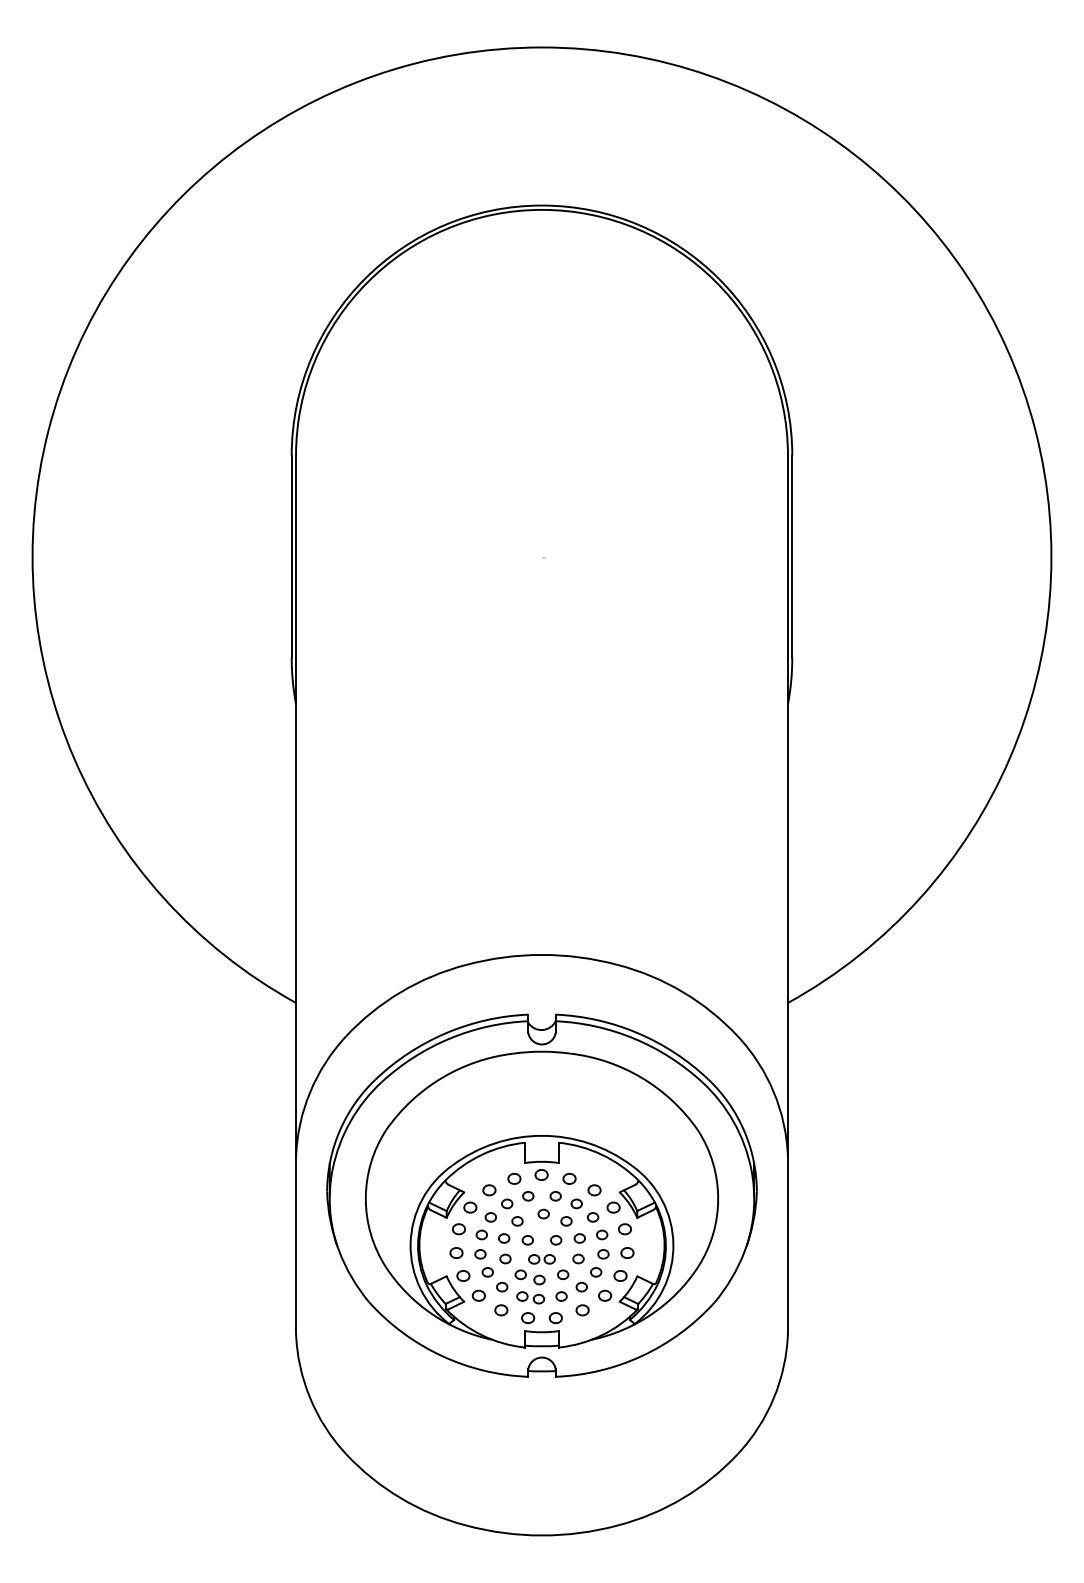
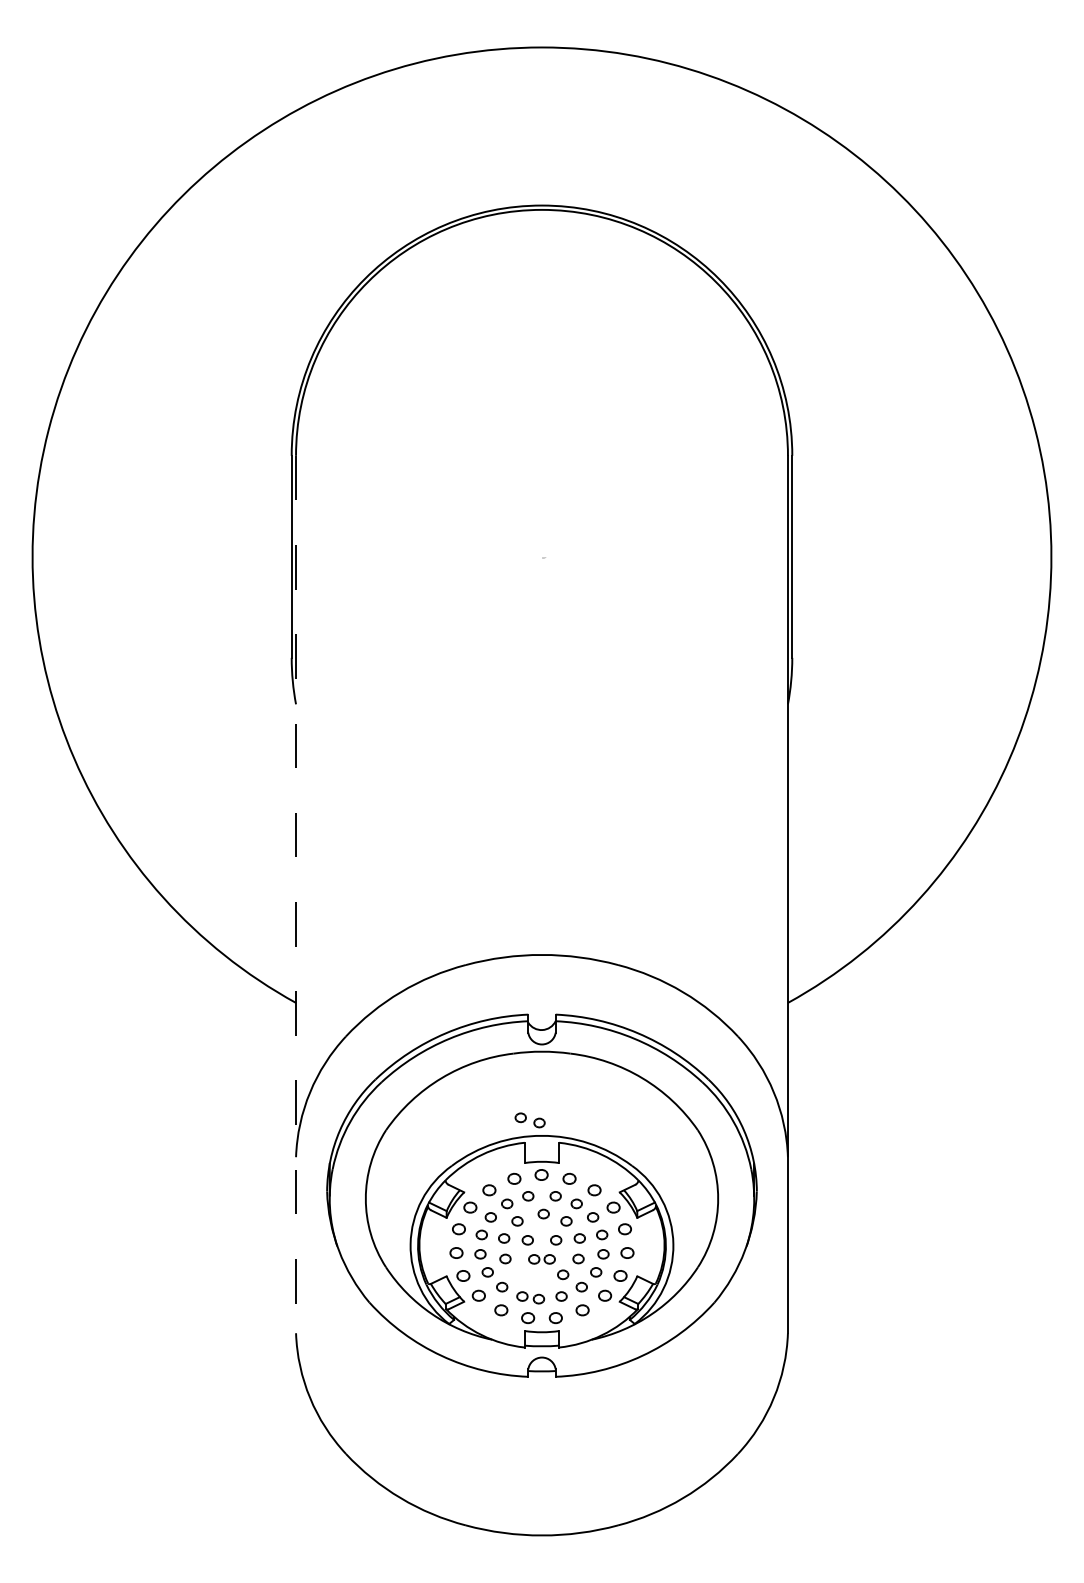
line: solid -> dashed (296, 894)
part position: (529, 1277) -> (529, 1120) (529, 1120)
